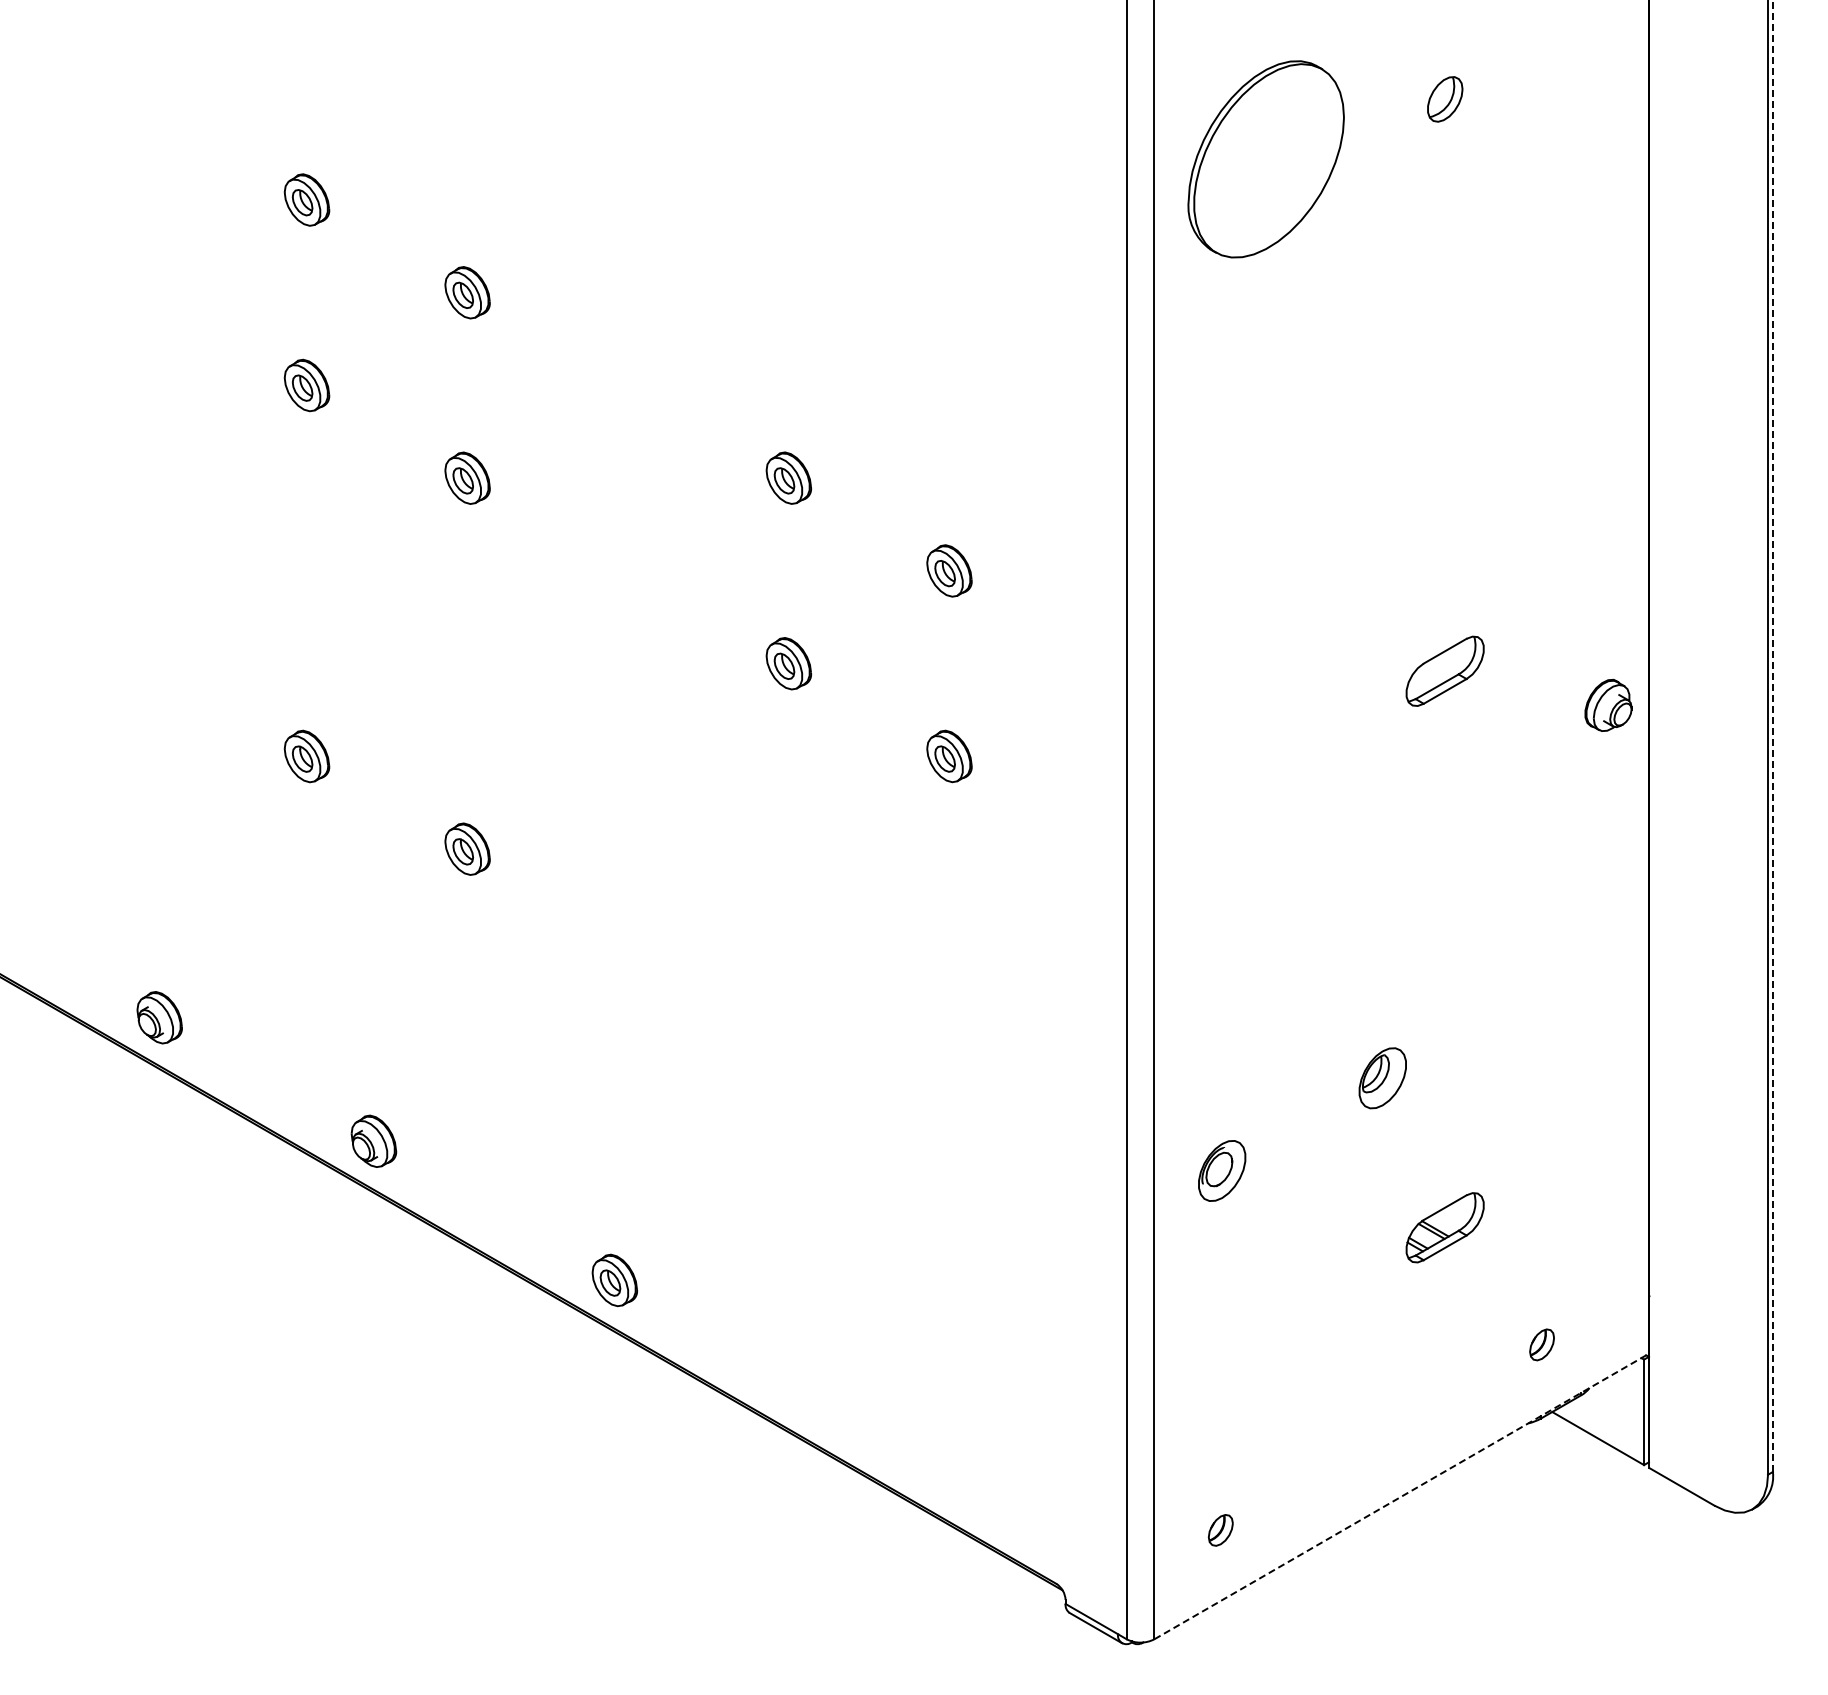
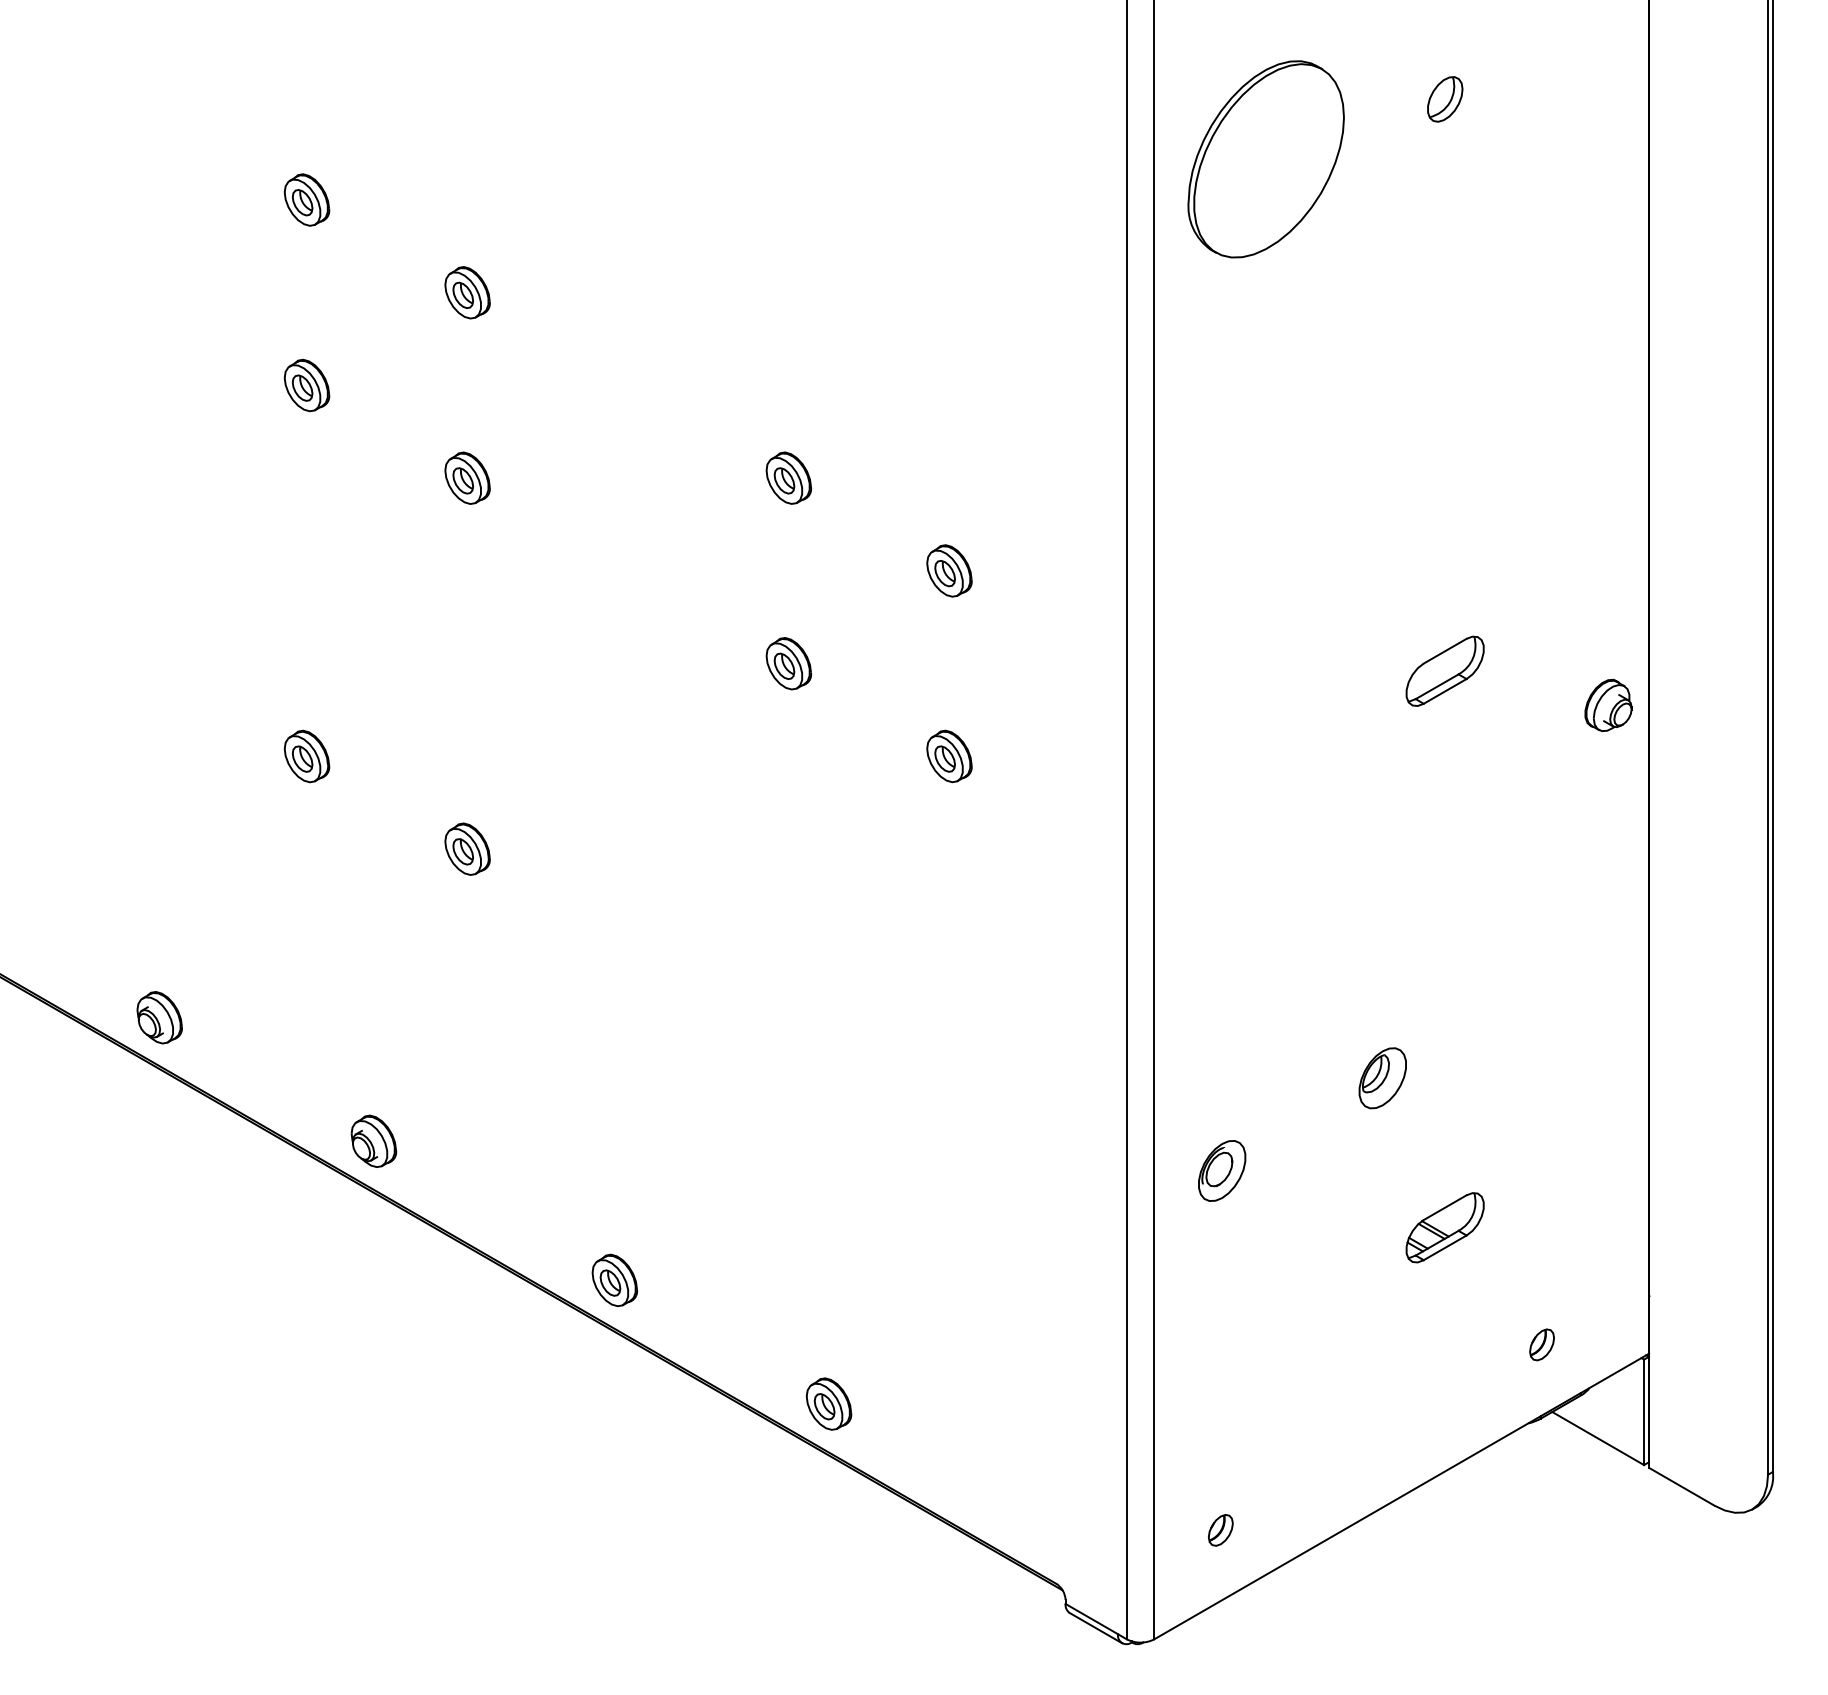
line: dashed -> solid (1772, 736)
part: none -> present (828, 1403)
line: dashed -> solid (1401, 1496)
